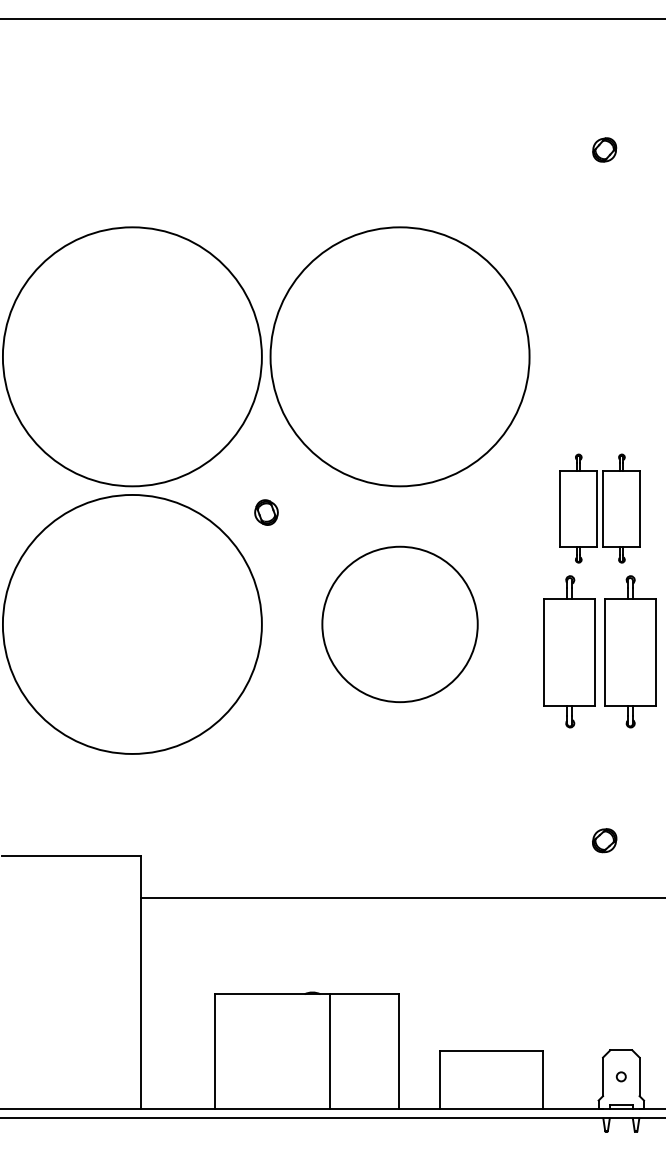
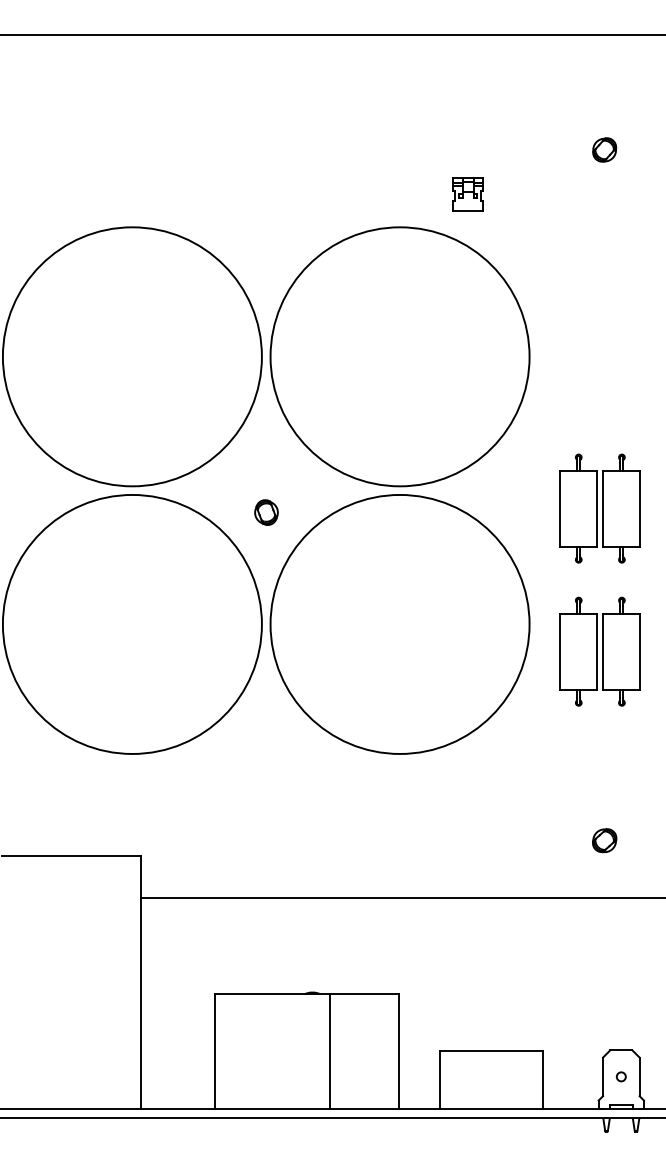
line position: (332, 19) -> (332, 35) (332, 35)
part: none -> present (467, 194)
circle diameter: 155 px -> 259 px (399, 623)
part size: 114x154 px -> 82x111 px (599, 651)
